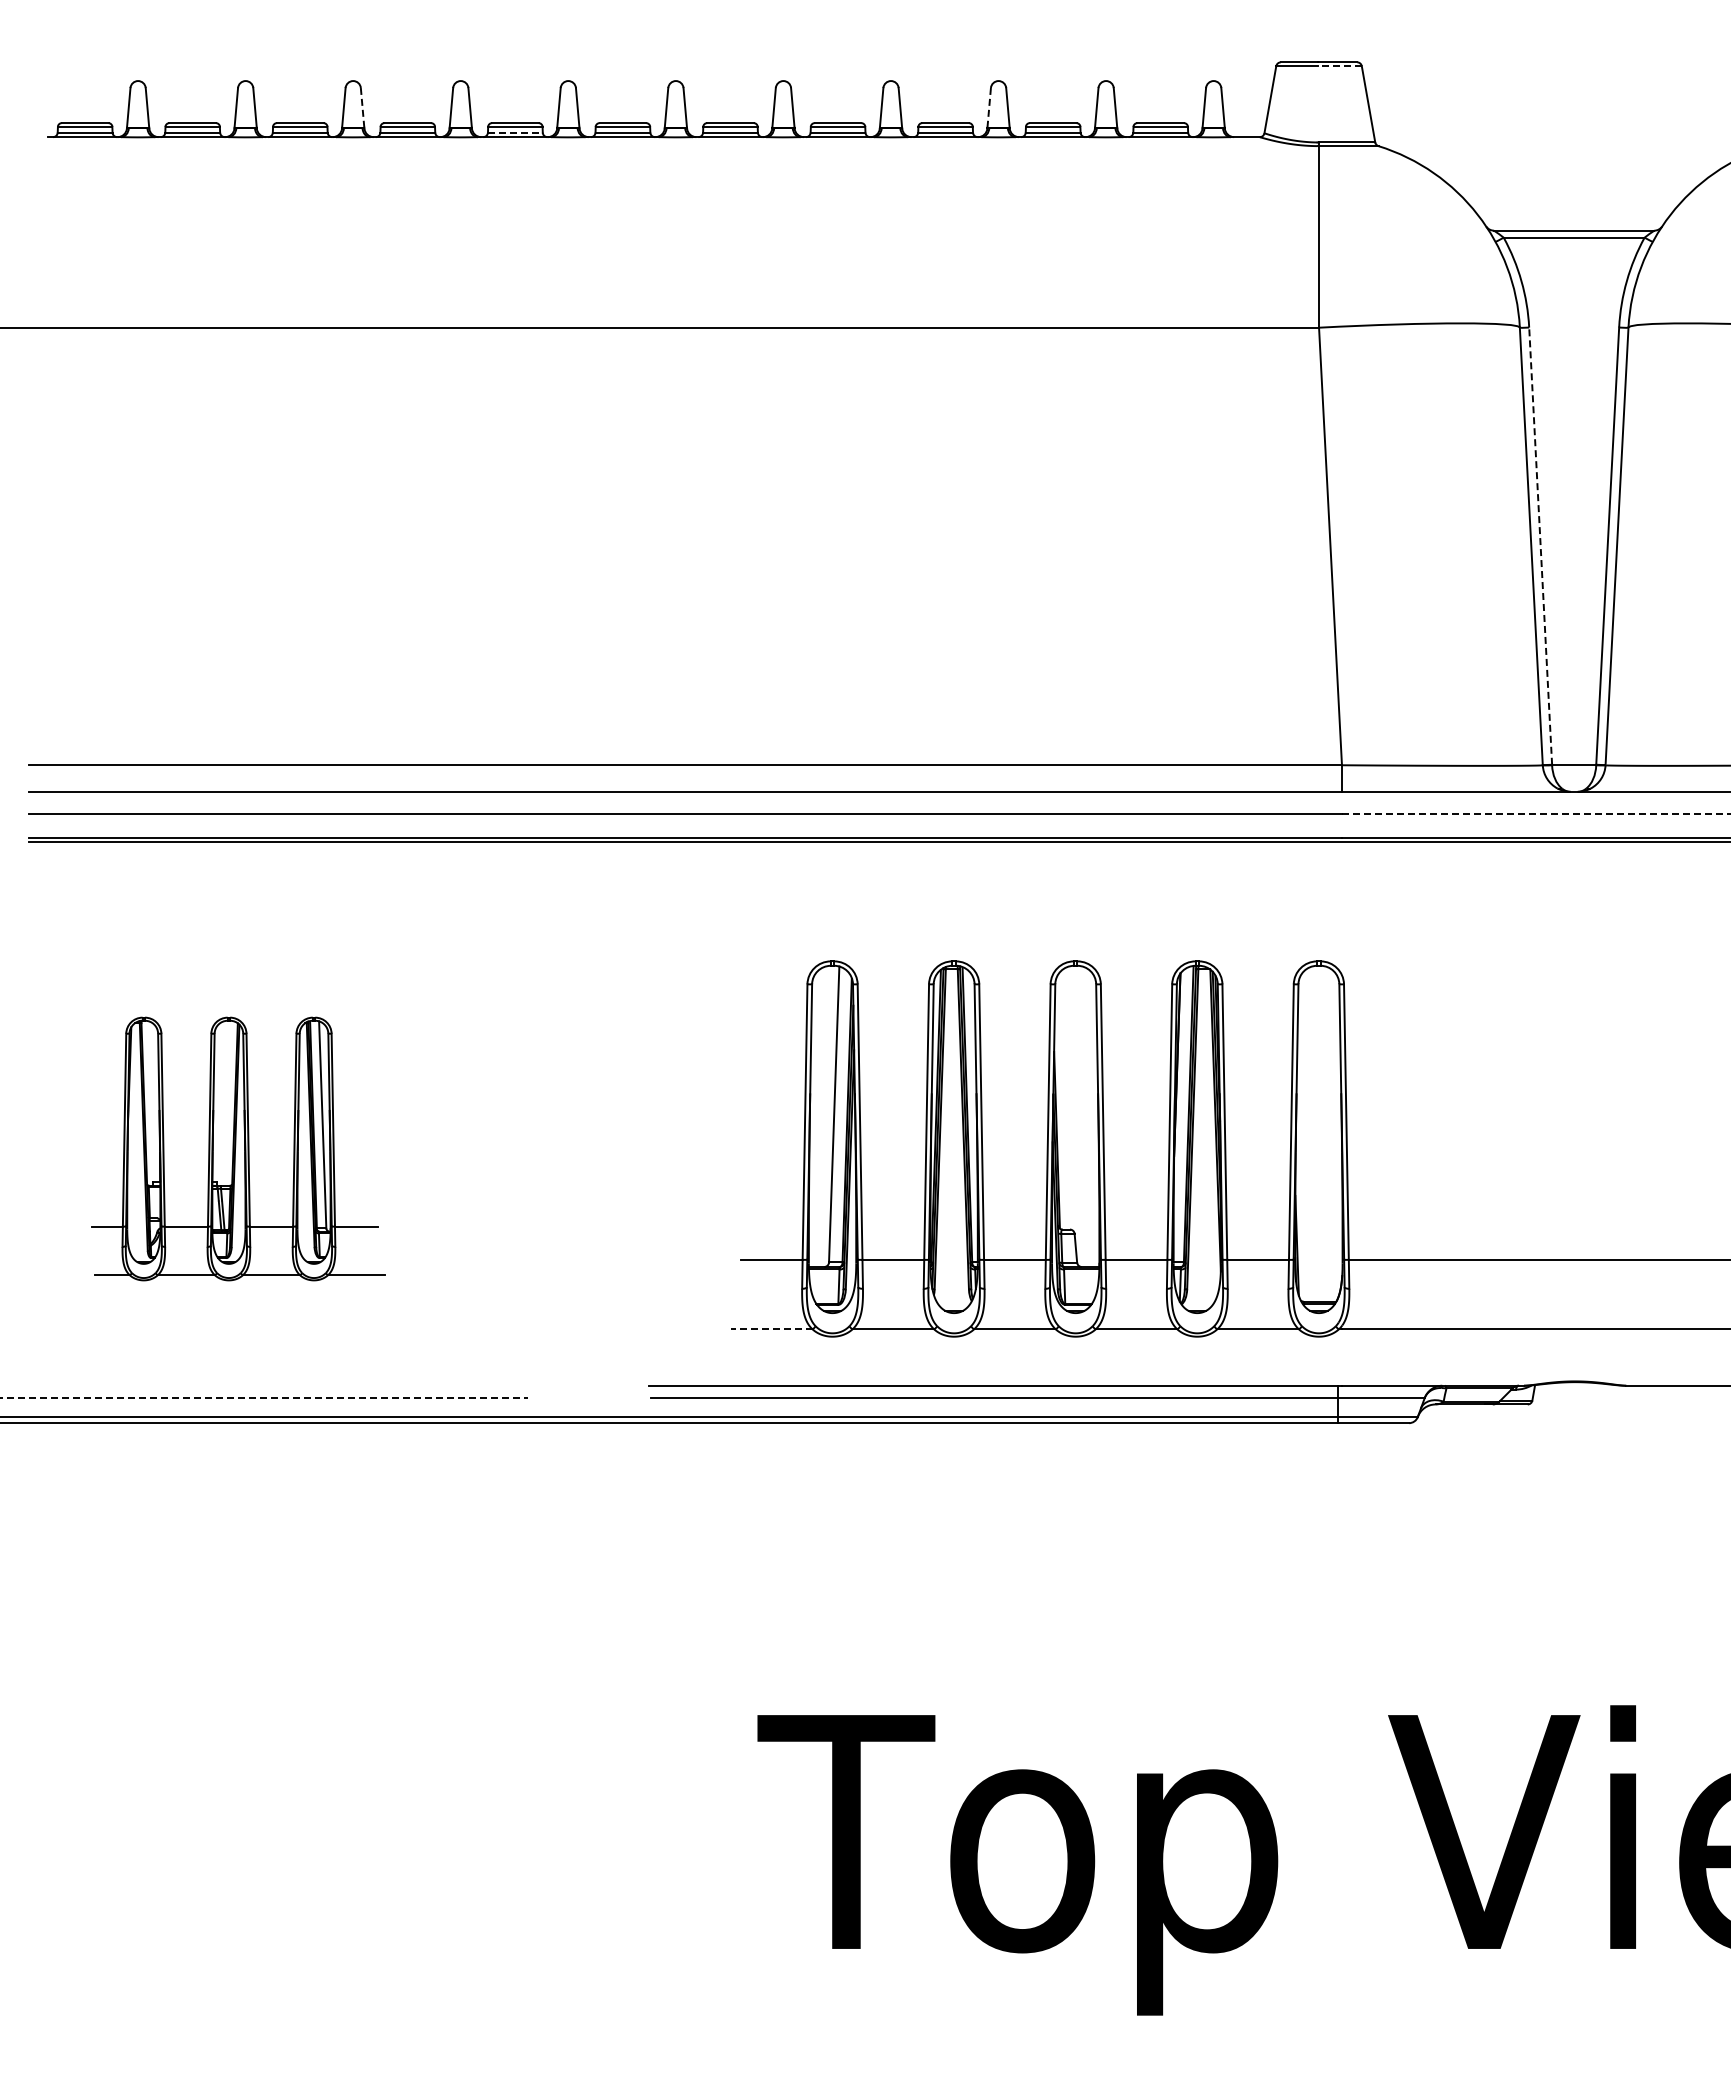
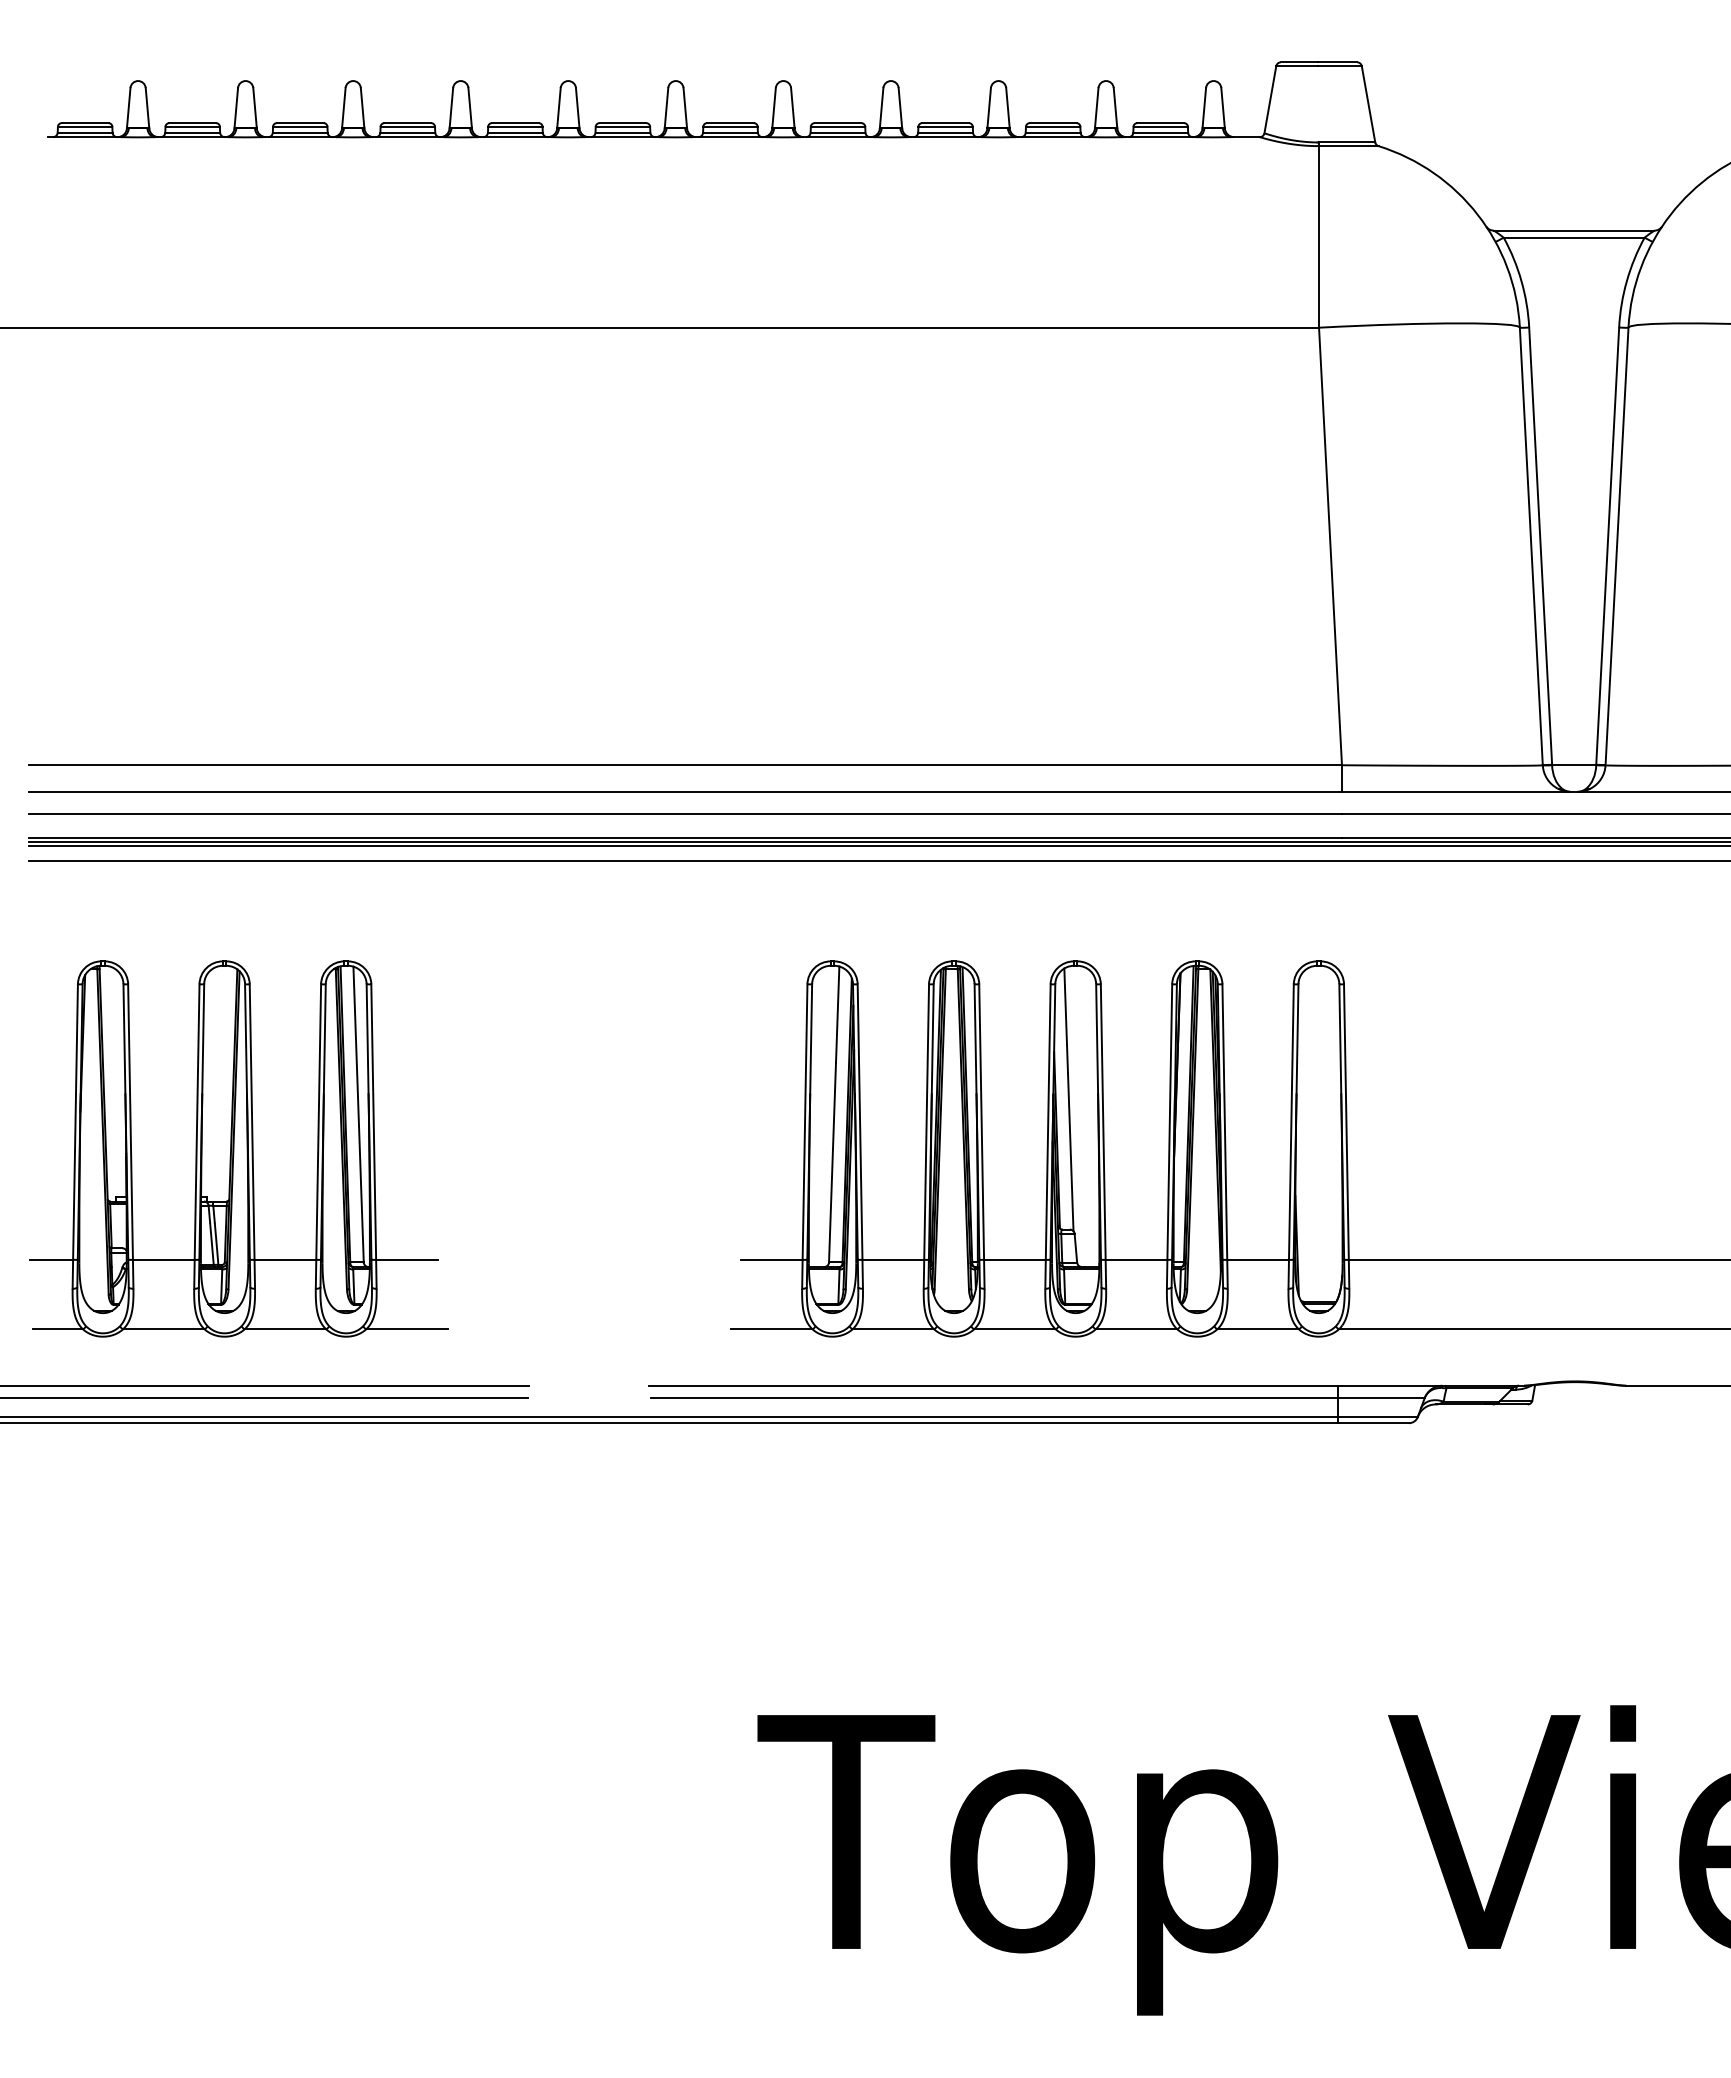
line: dashed -> solid (1339, 66)
line: dashed -> solid (362, 107)
line: dashed -> solid (989, 107)
line: dashed -> solid (515, 132)
line: dashed -> solid (1540, 546)
line: dashed -> solid (1536, 814)
line: none -> present (877, 846)
line: none -> present (877, 861)
line: none -> present (1068, 1099)
part size: 295x266 px -> 420x378 px (238, 1148)
line: dashed -> solid (771, 1329)
line: none -> present (265, 1385)
line: dashed -> solid (264, 1398)
